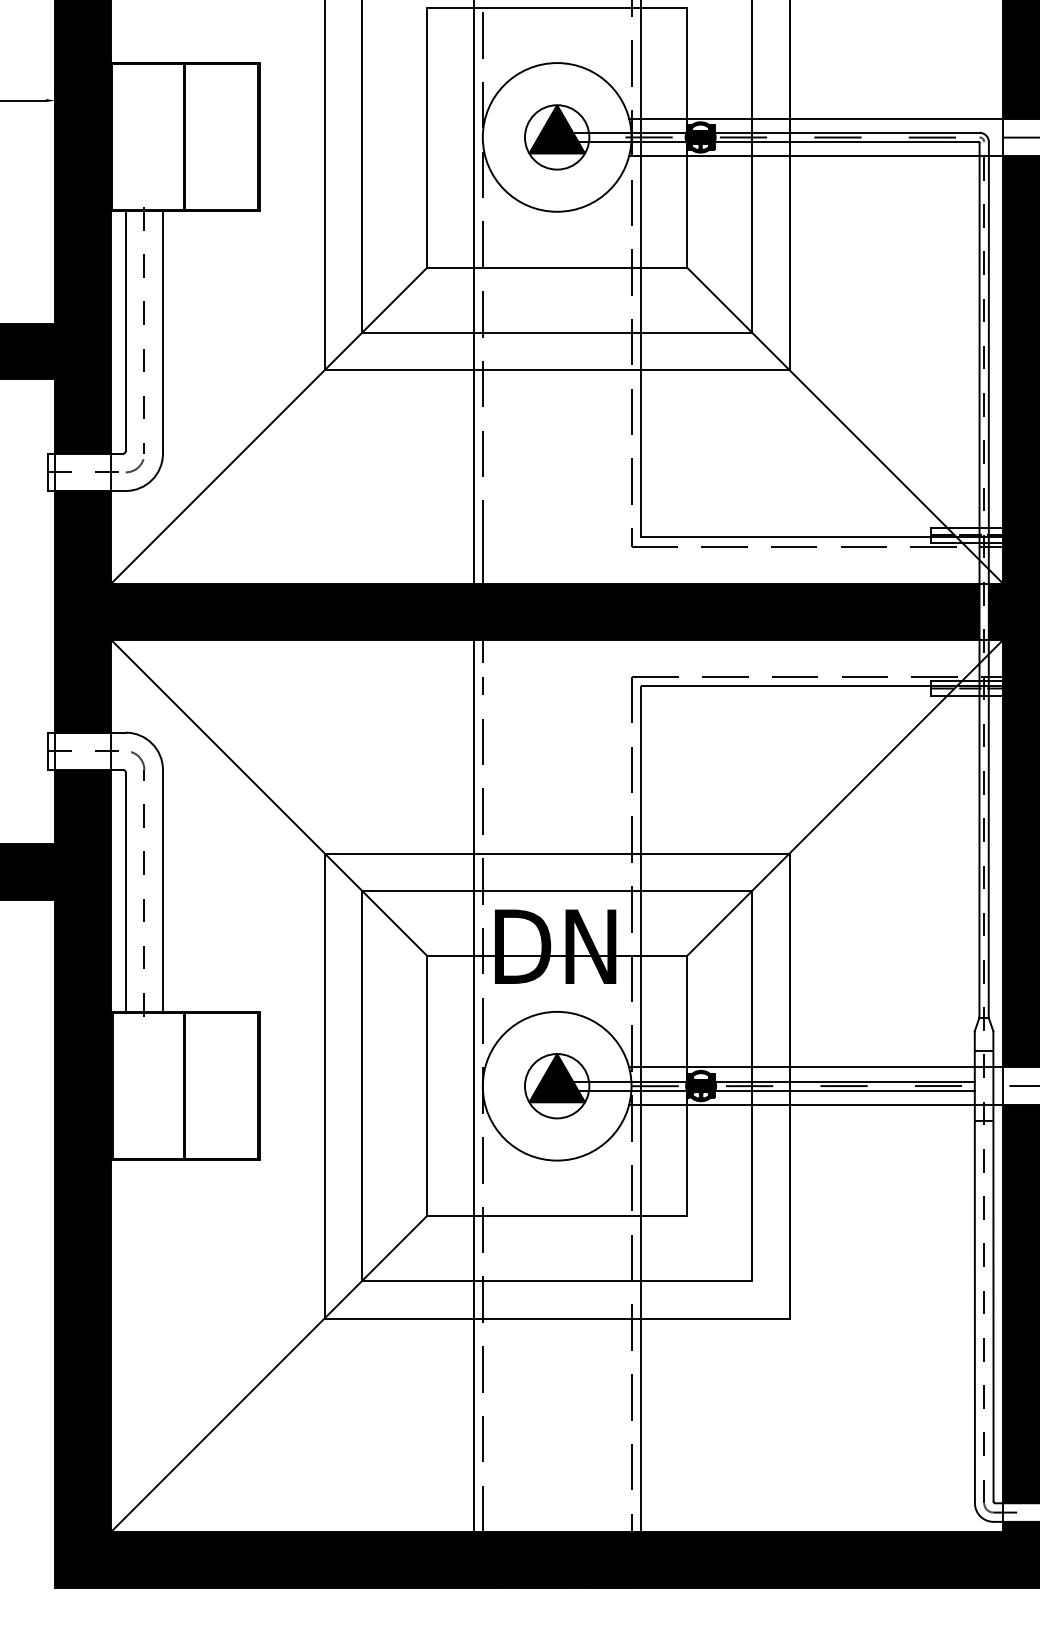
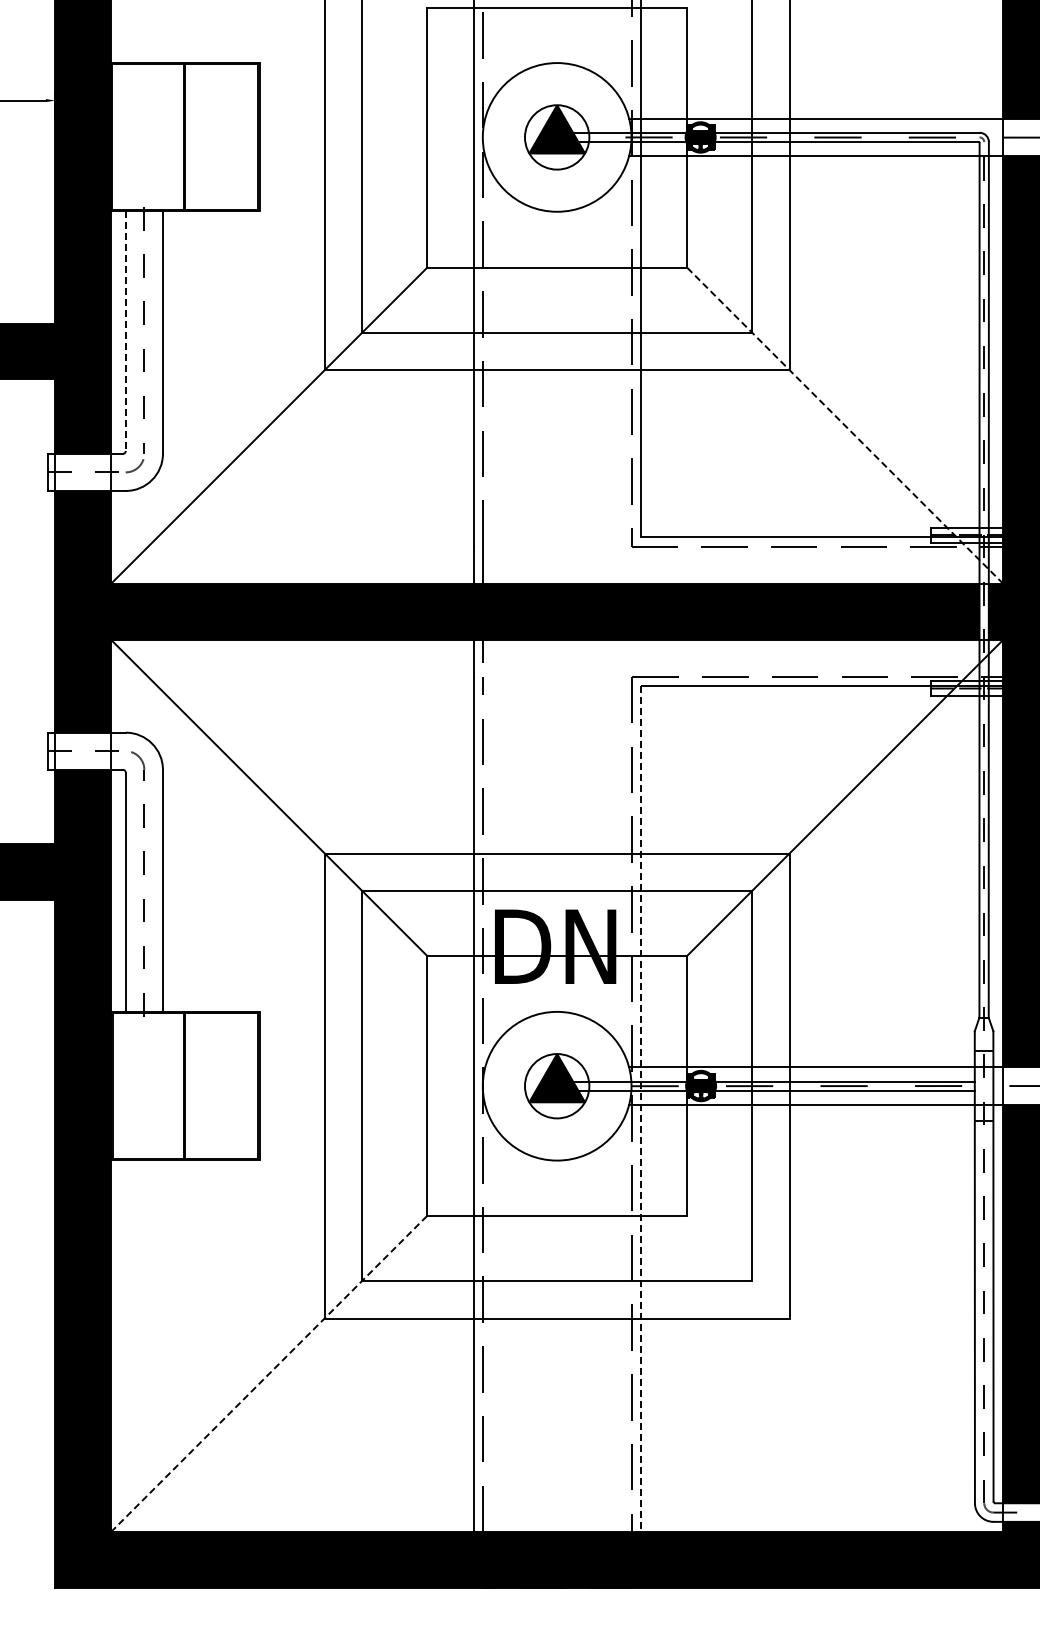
line: solid -> dashed (125, 331)
line: solid -> dashed (845, 426)
line: solid -> dashed (640, 1120)
line: solid -> dashed (269, 1373)
